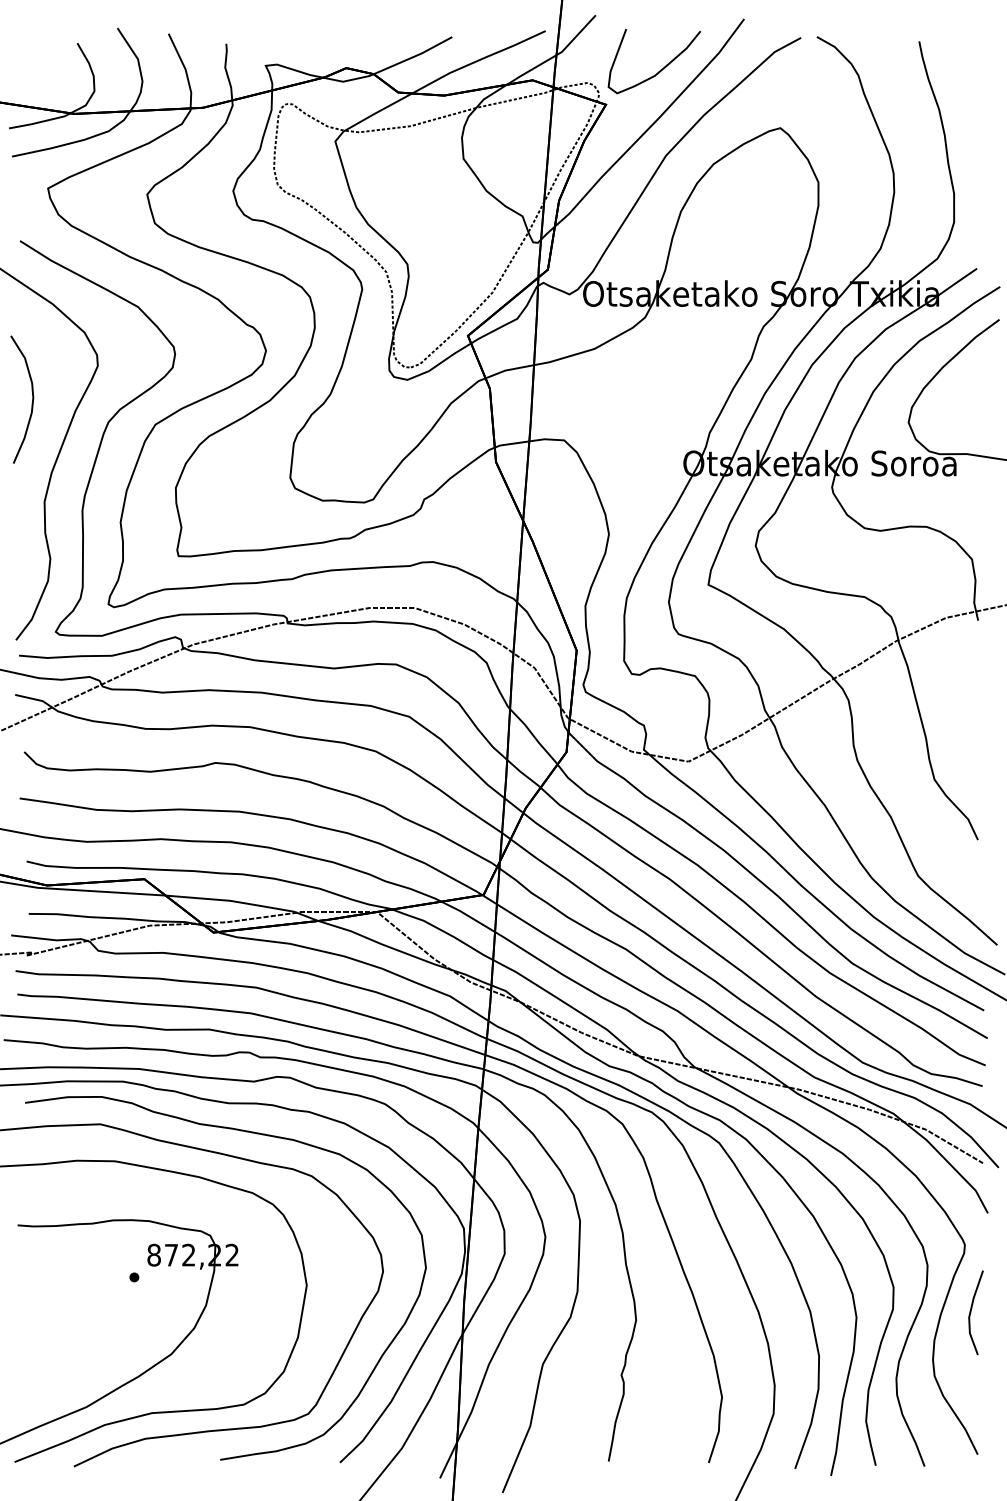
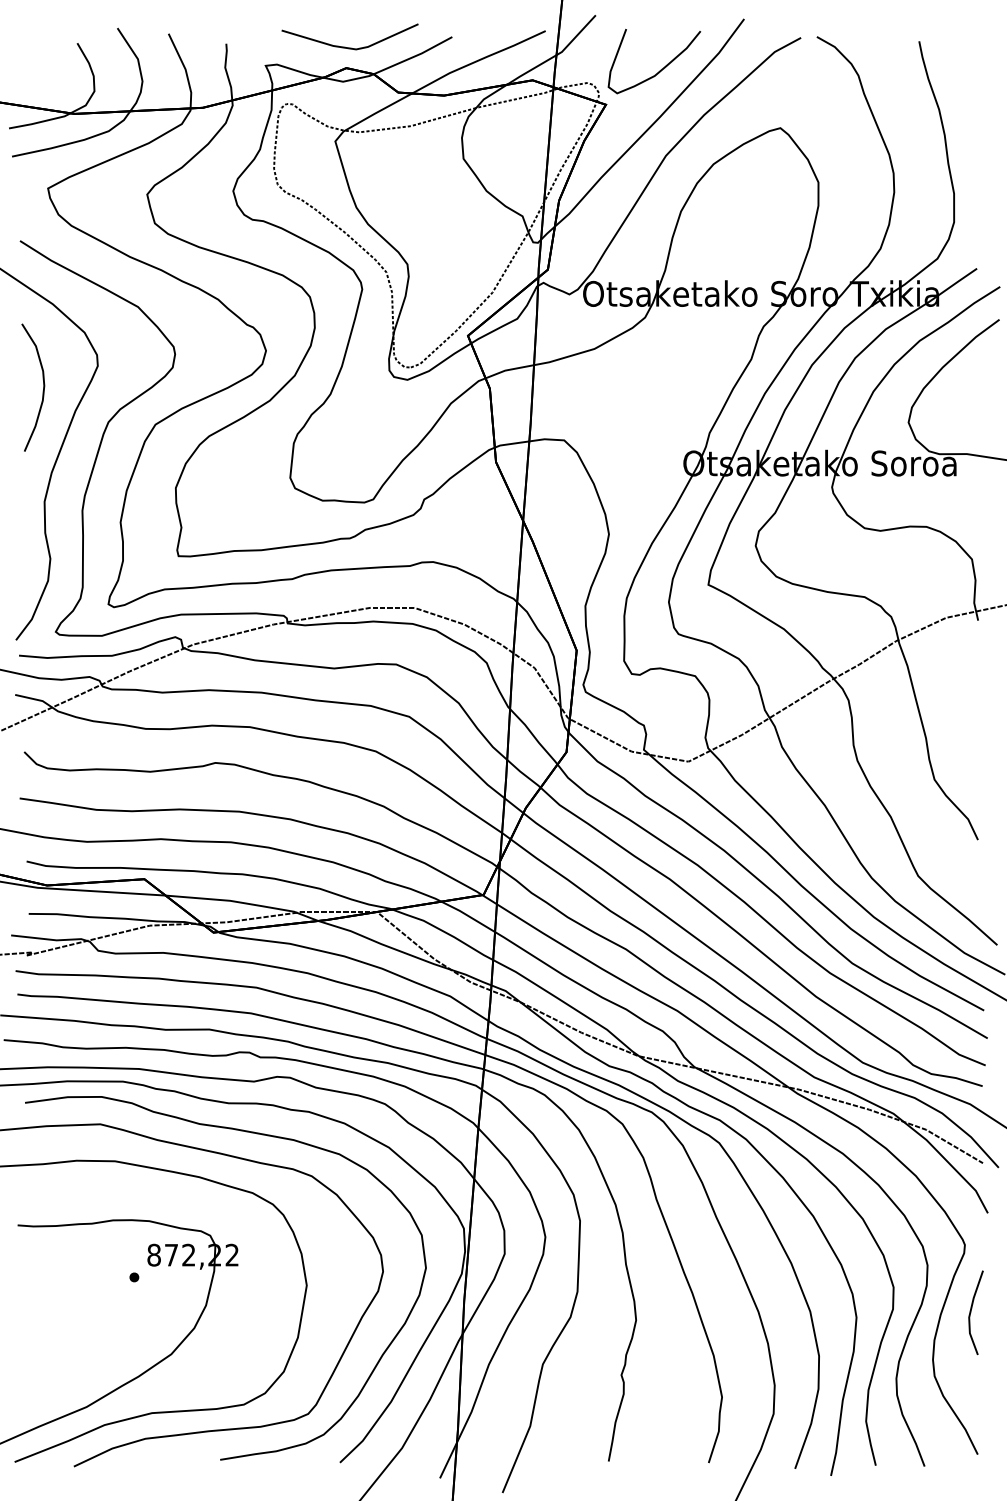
line: none -> present (345, 46)
curve position: (31, 403) -> (42, 391) (42, 391)
